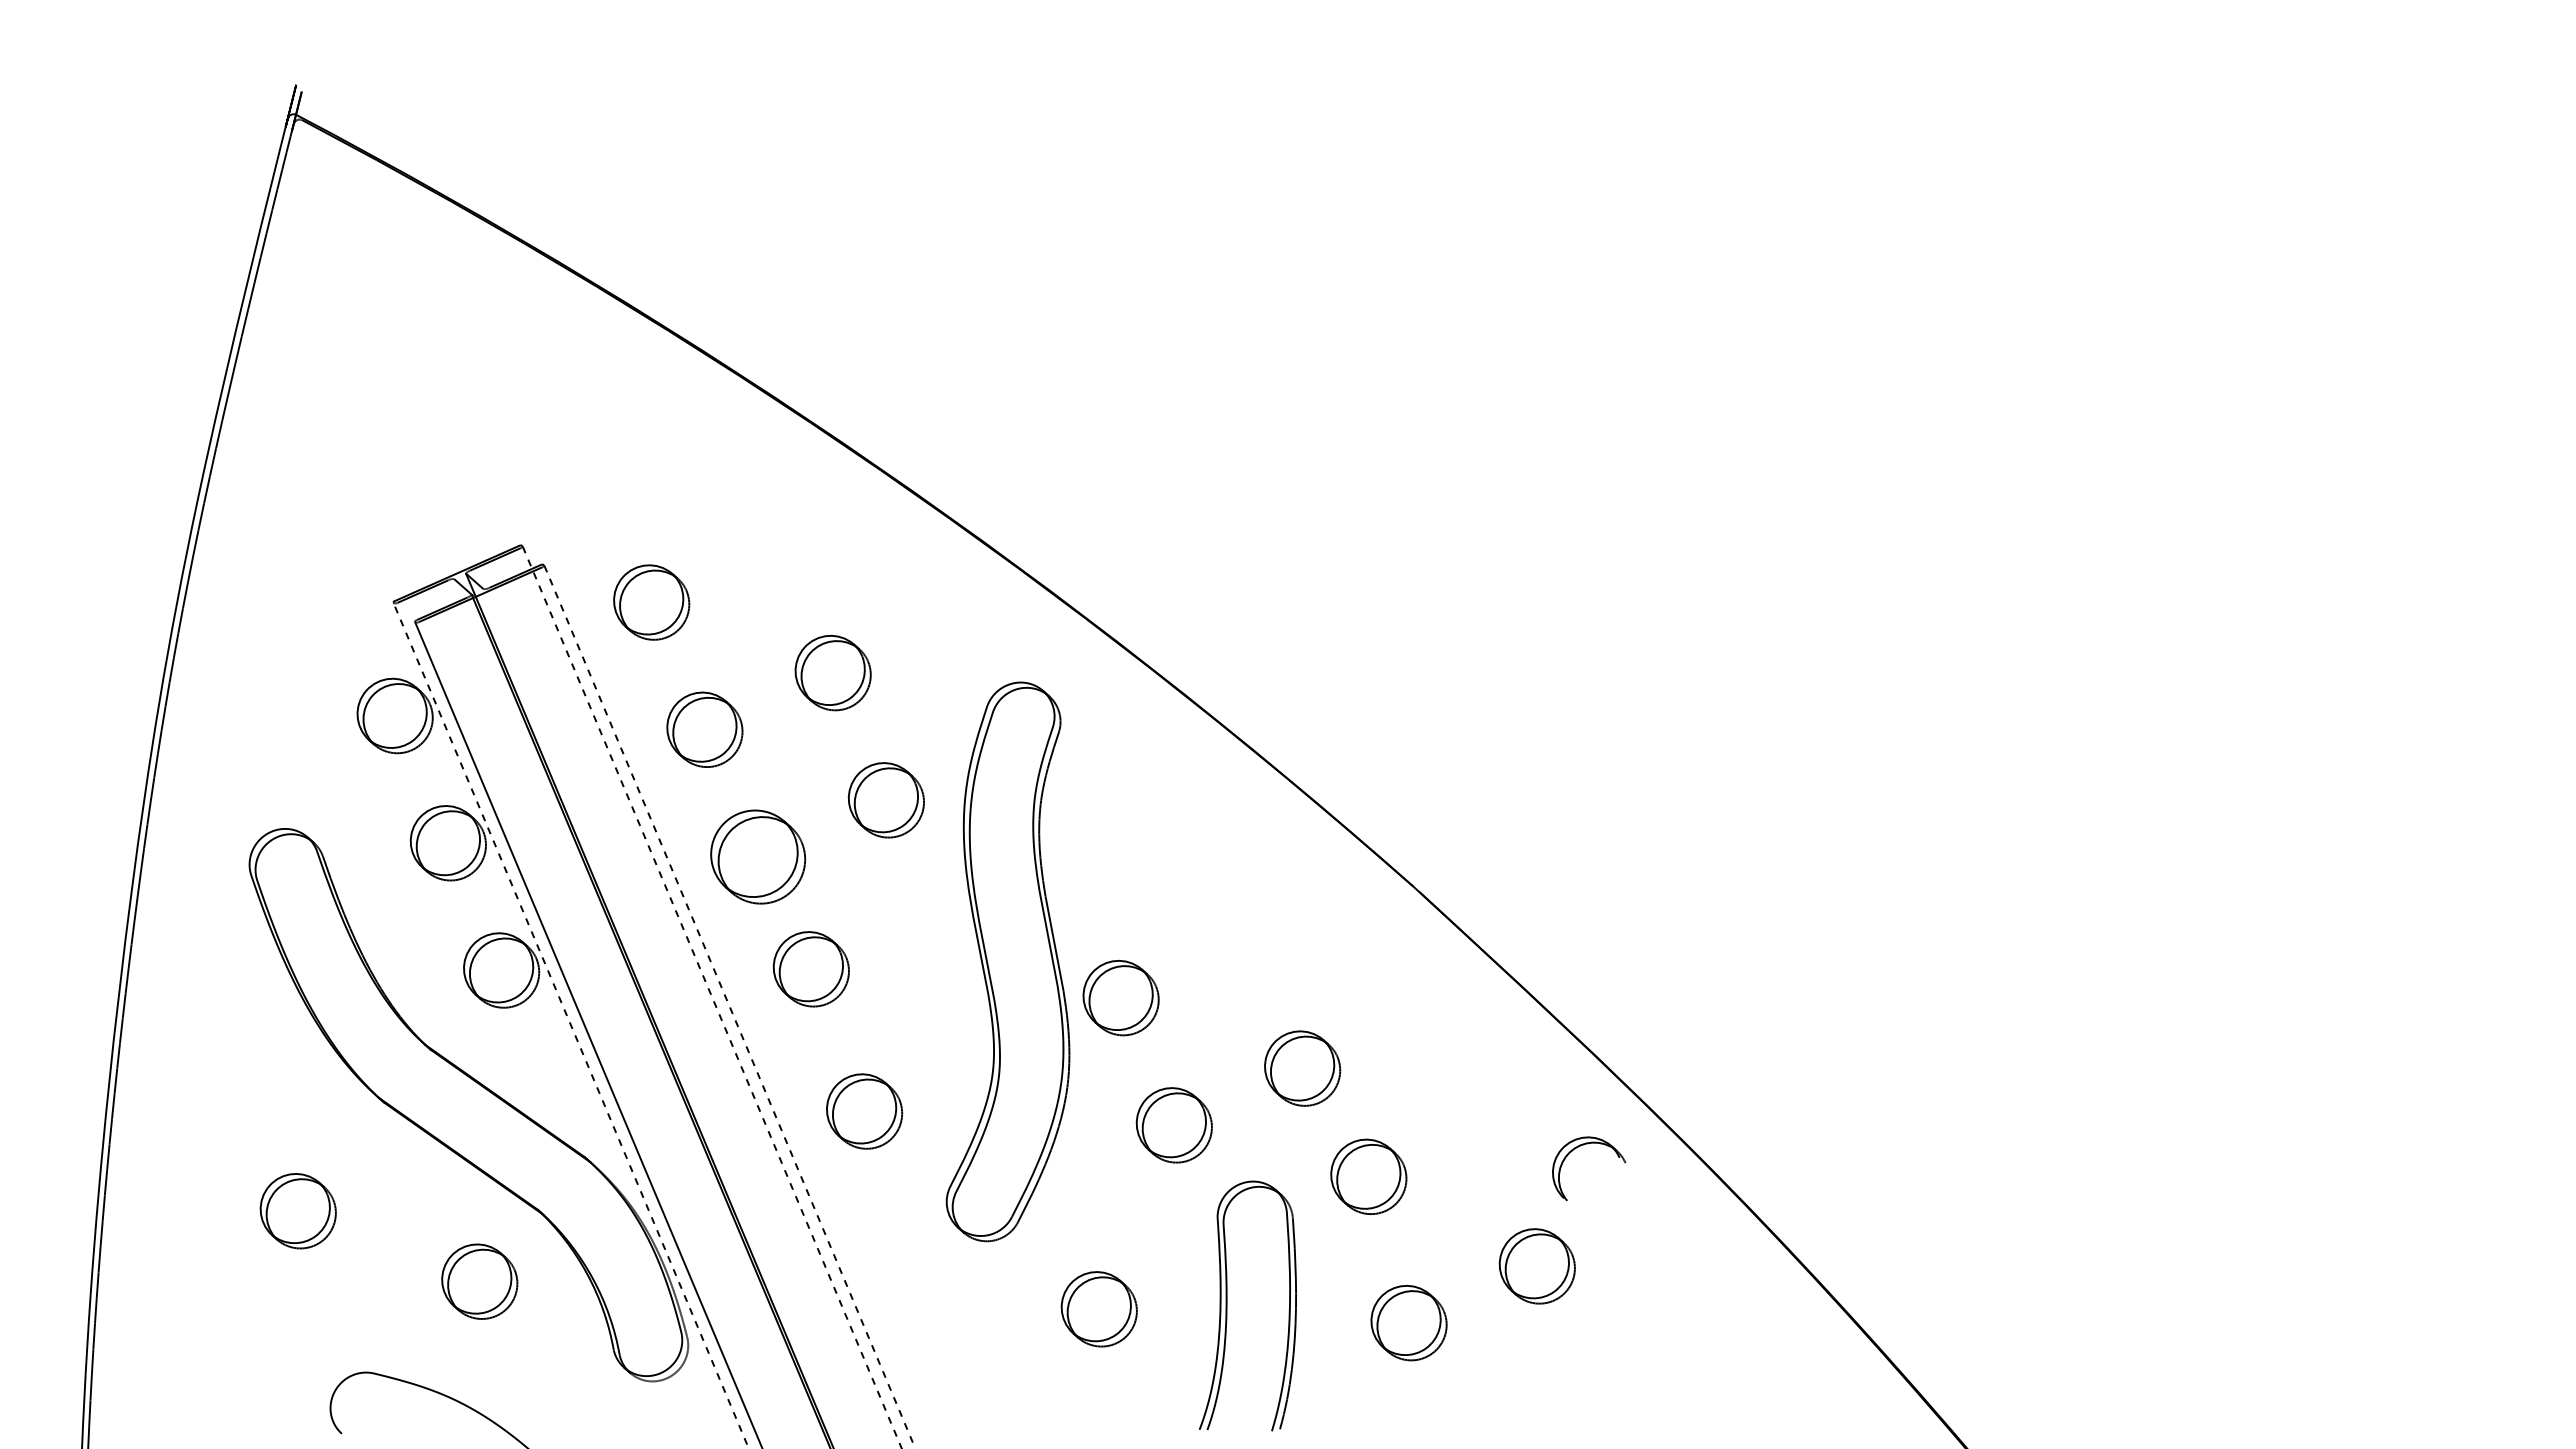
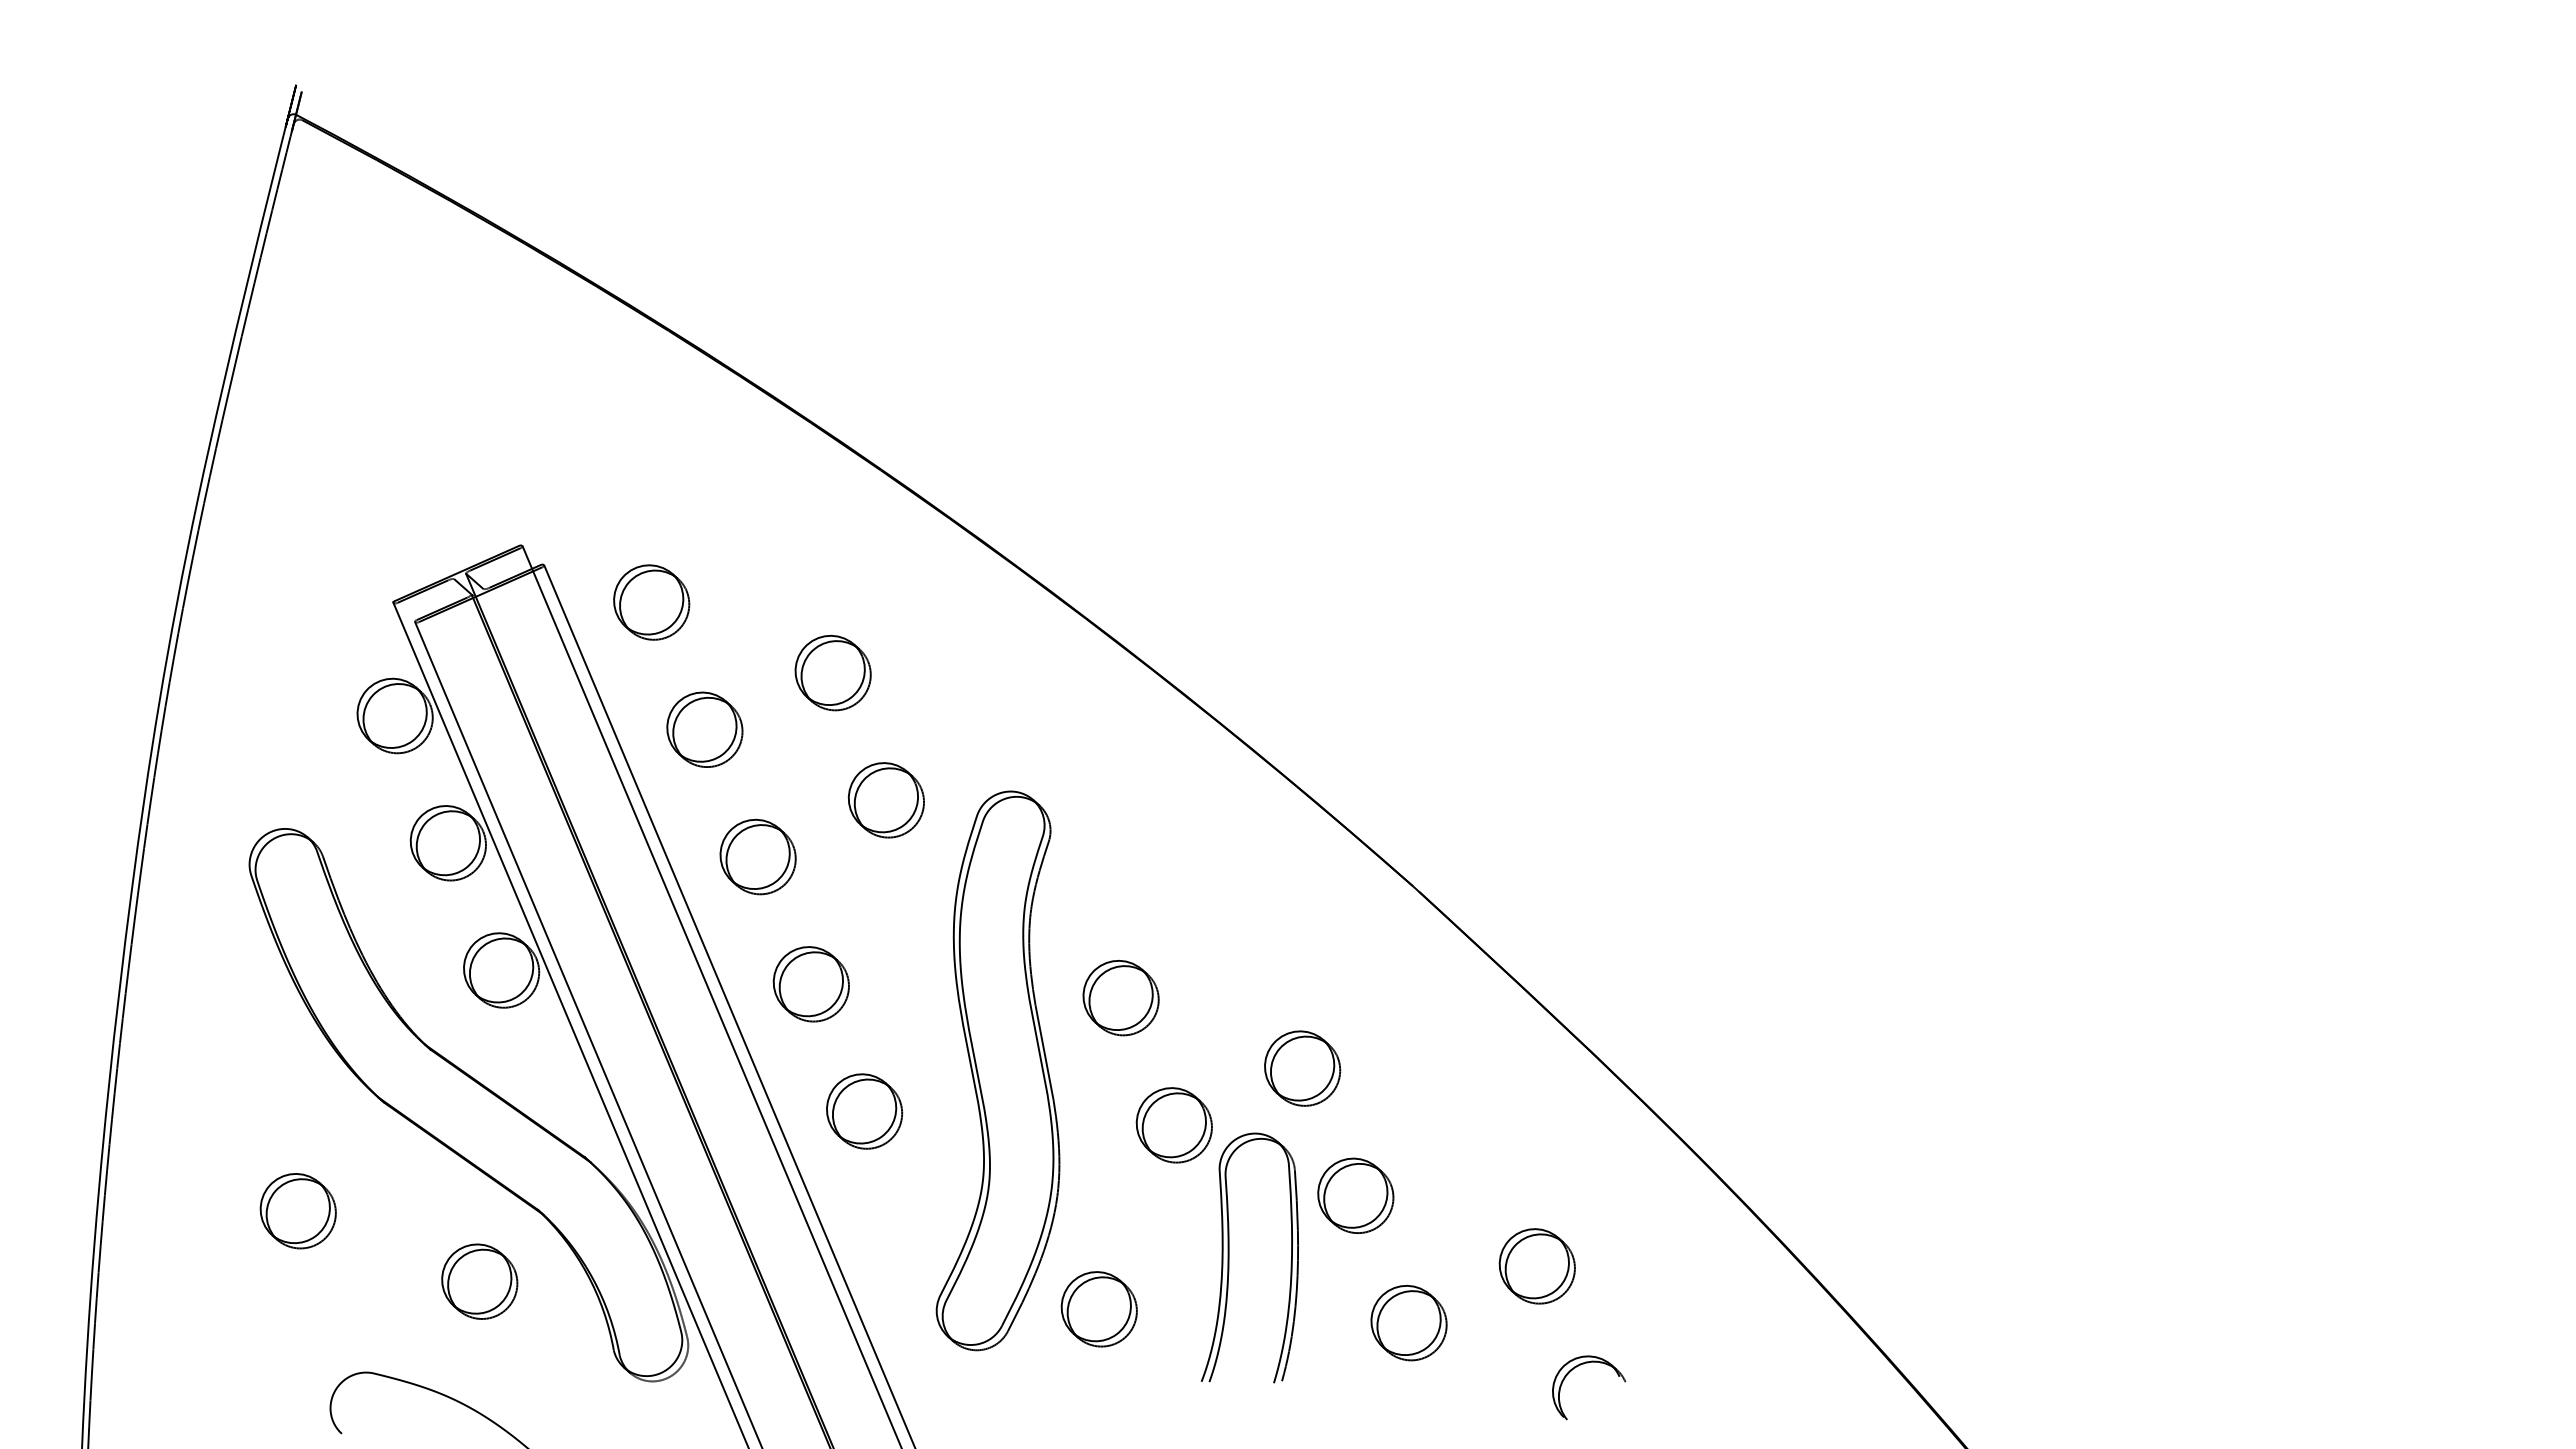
part size: 97x96 px -> 78x78 px (757, 856)
part position: (1007, 961) -> (997, 1070) (997, 1070)
part position: (810, 969) -> (810, 984) (810, 984)
line: dashed -> solid (712, 997)
line: dashed -> solid (730, 1007)
line: dashed -> solid (570, 1025)
part position: (1575, 1149) -> (1575, 1368) (1575, 1368)
part position: (1368, 1176) -> (1355, 1195) (1355, 1195)
part position: (1227, 1305) -> (1229, 1257) (1229, 1257)
